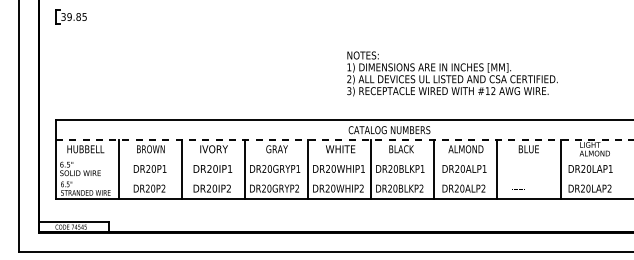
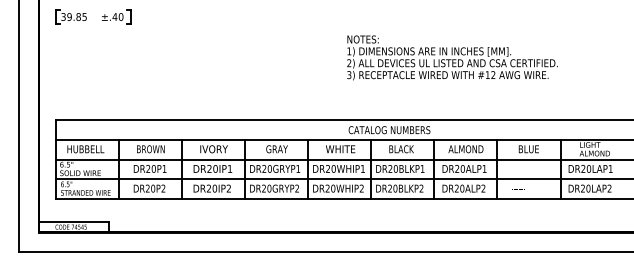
part: none -> present (116, 16)
text position: (452, 73) -> (452, 57) (452, 57)
line: dashed -> solid (344, 139)
line: none -> present (342, 159)
line: none -> present (342, 179)
